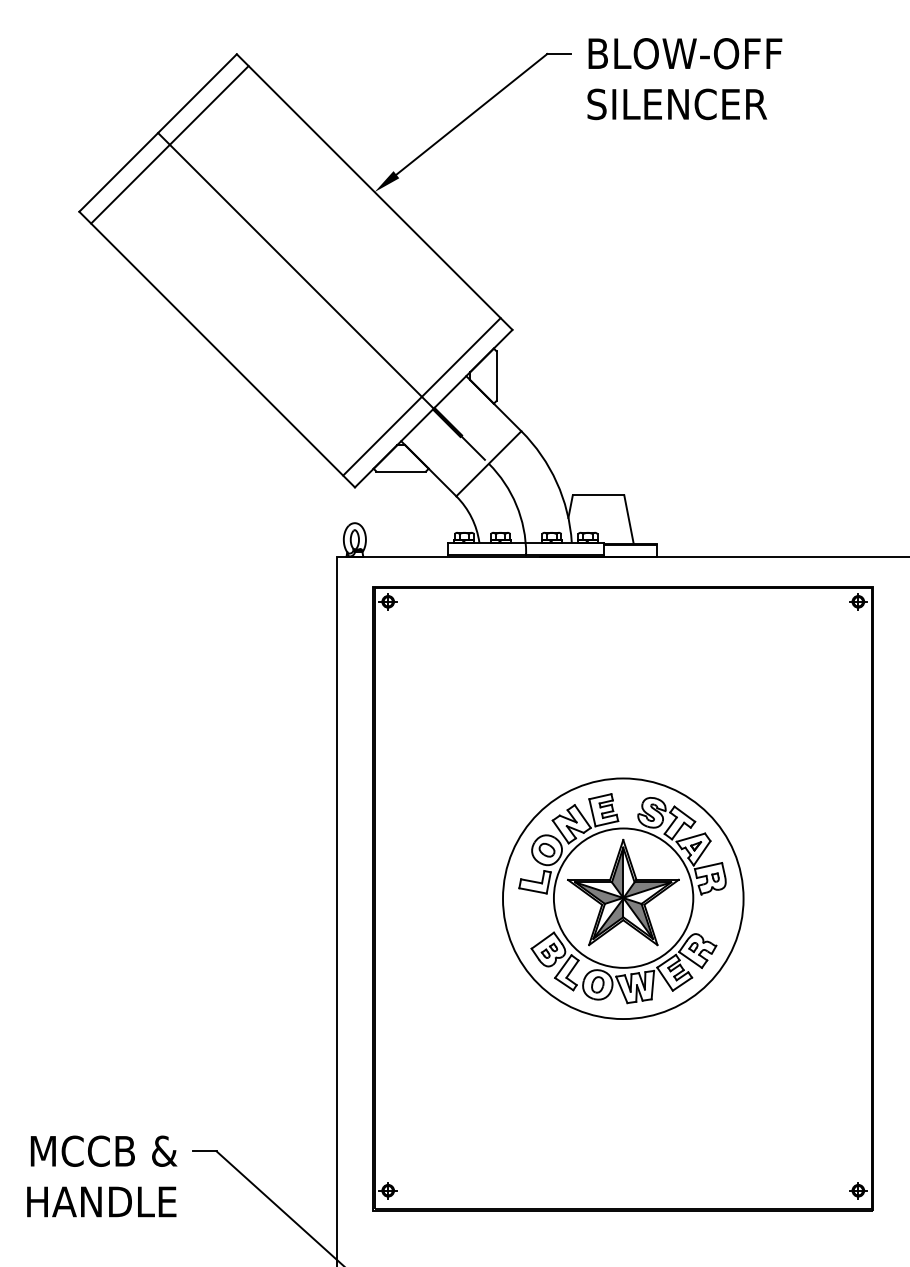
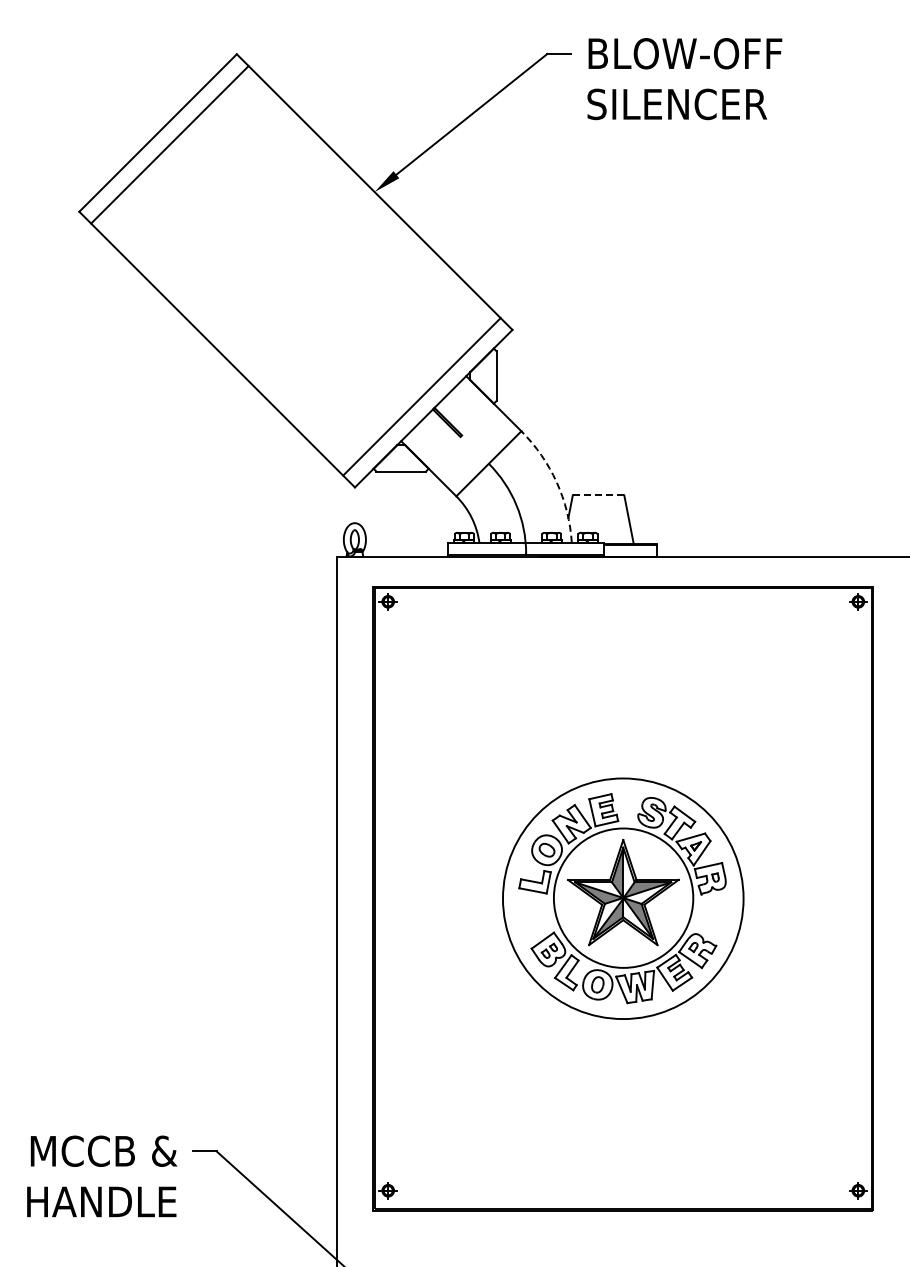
line: present -> none (321, 296)
arc: solid -> dashed (556, 482)
line: solid -> dashed (598, 495)
